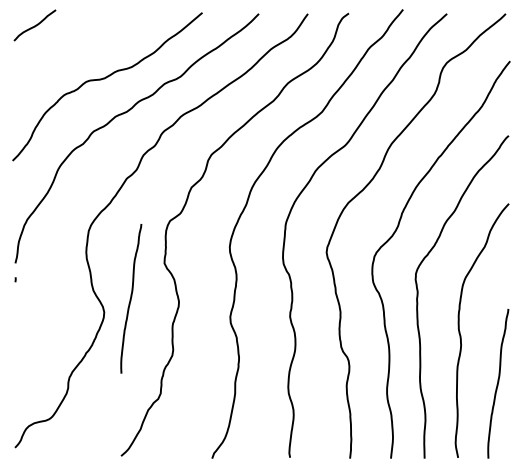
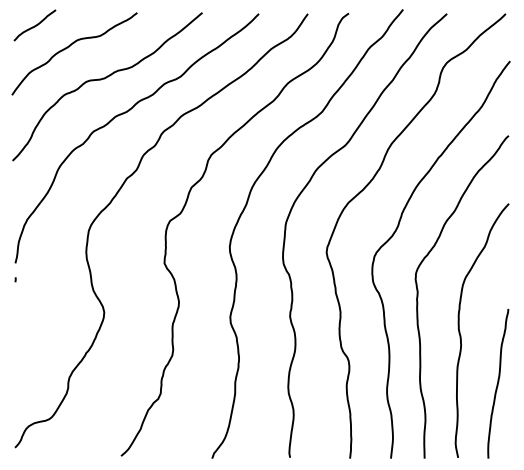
curve: none -> present (69, 47)
curve: present -> none (131, 298)
